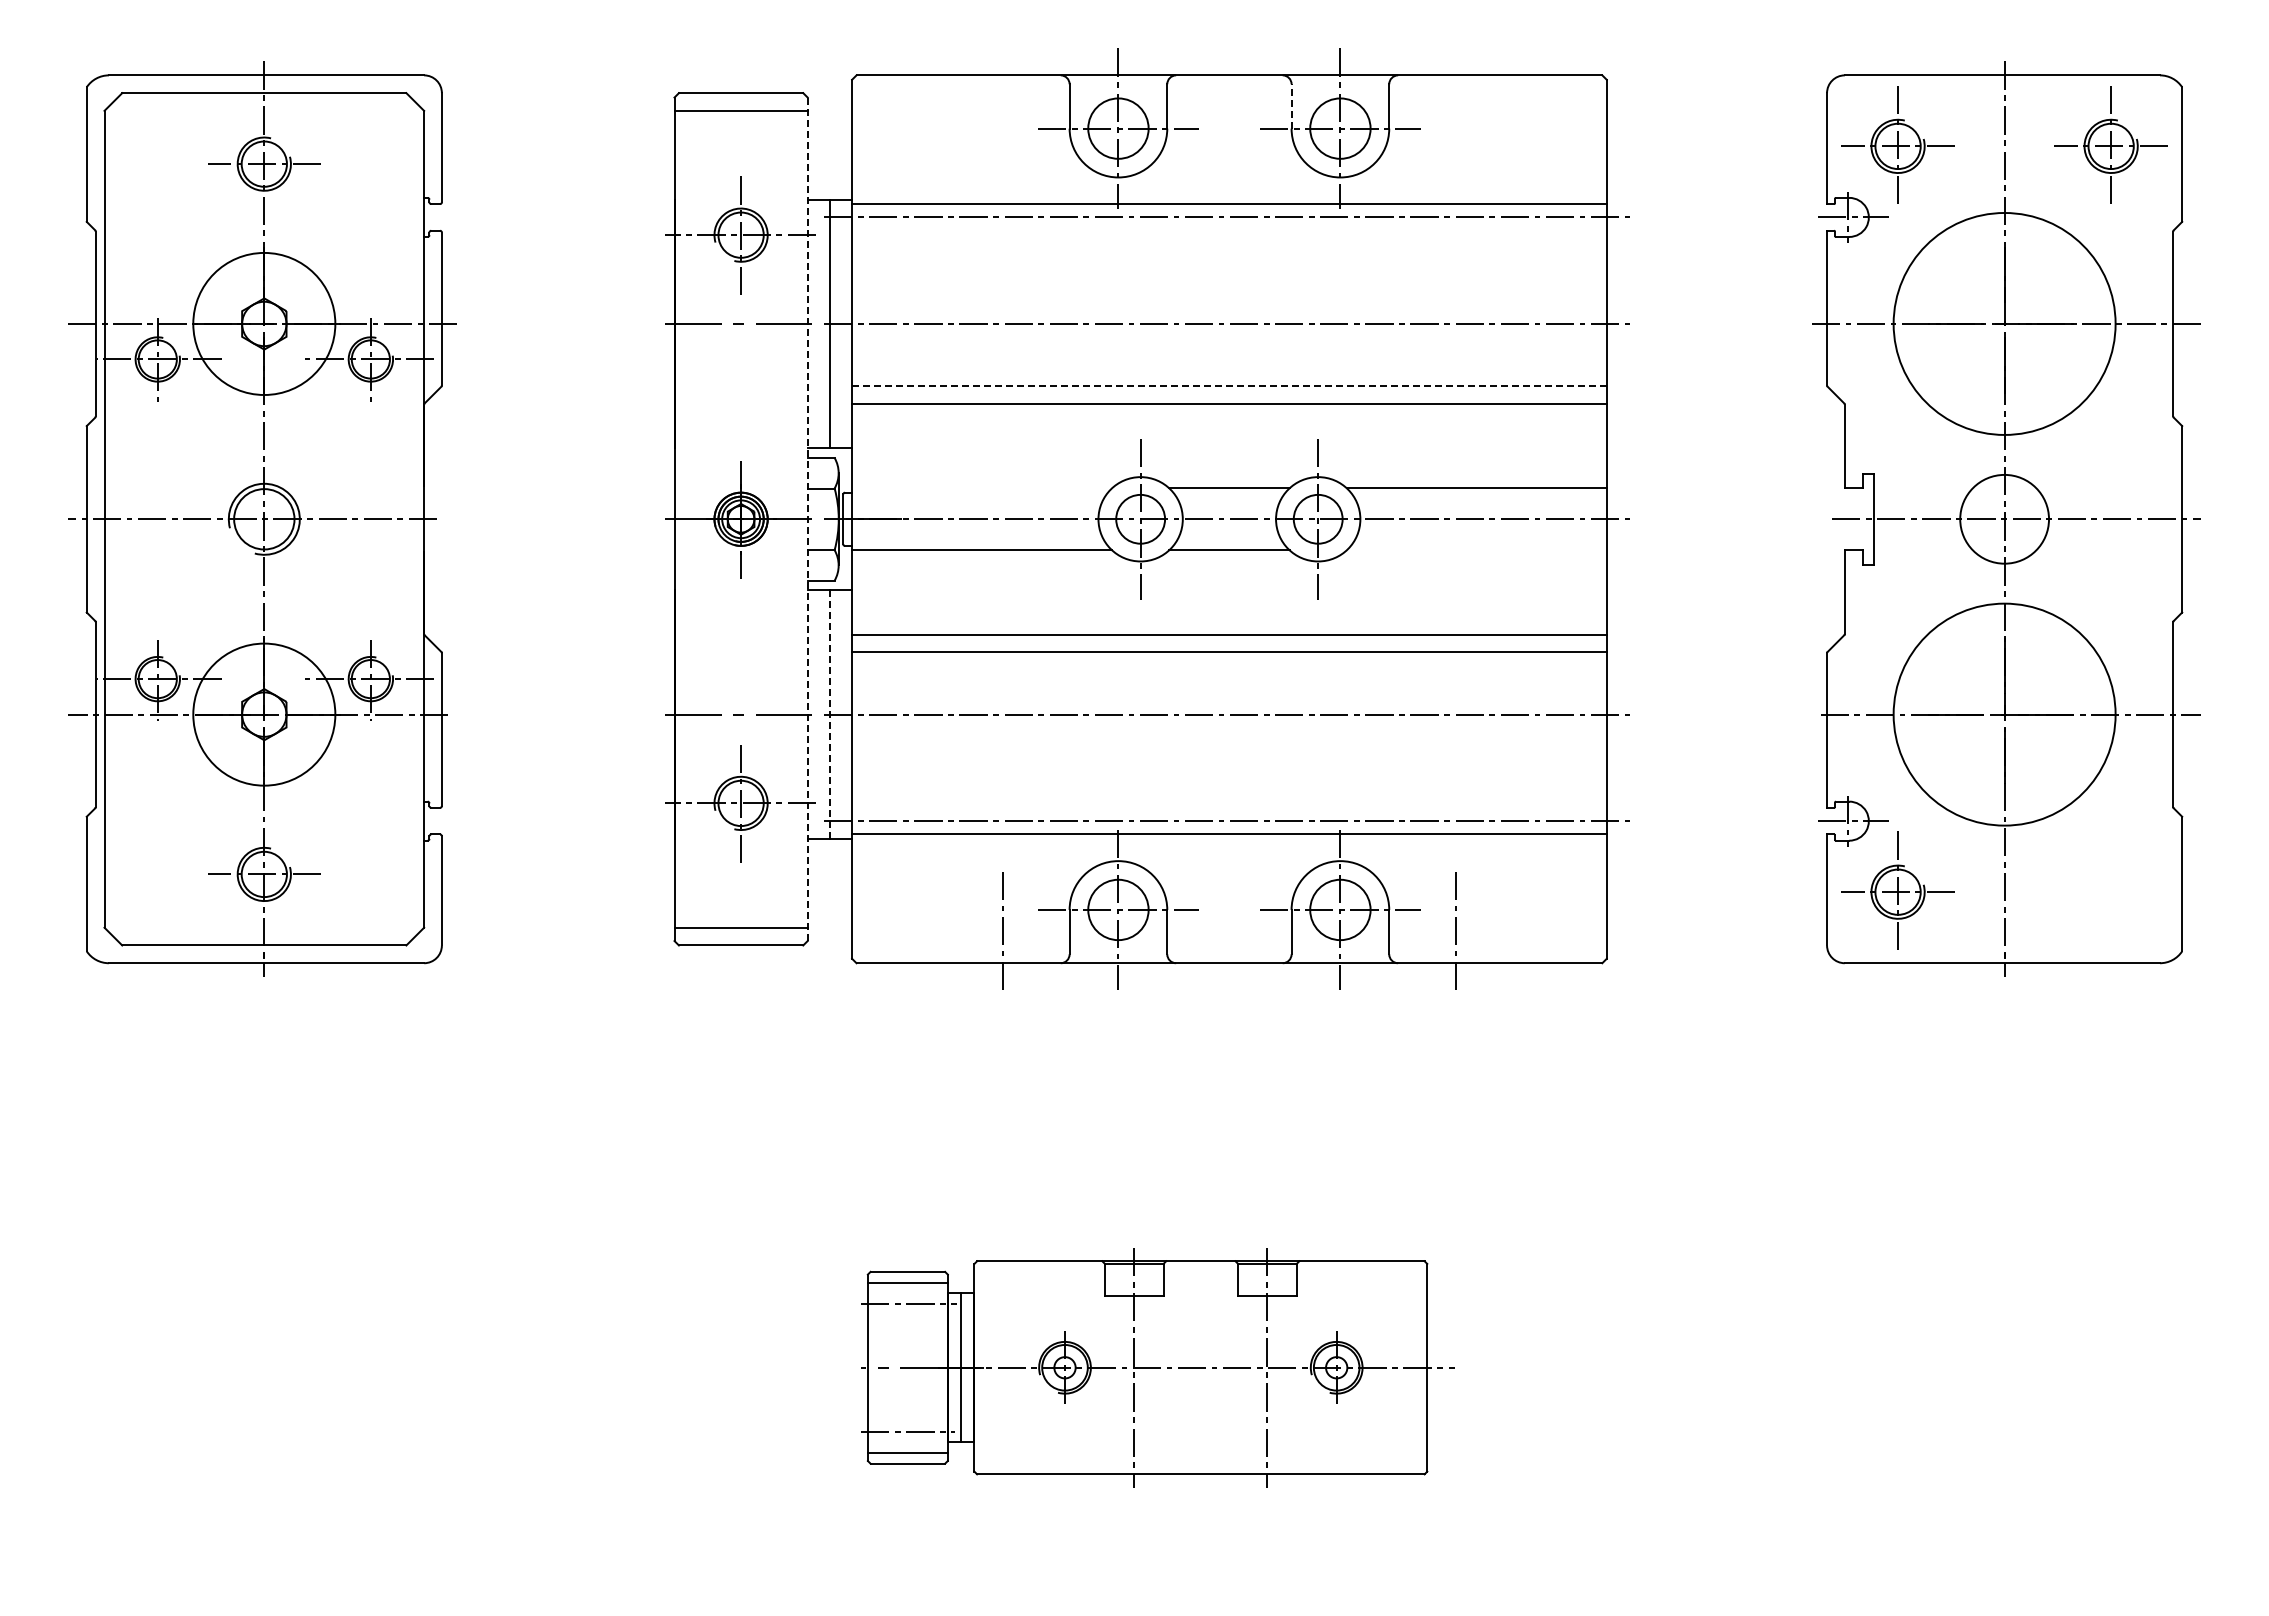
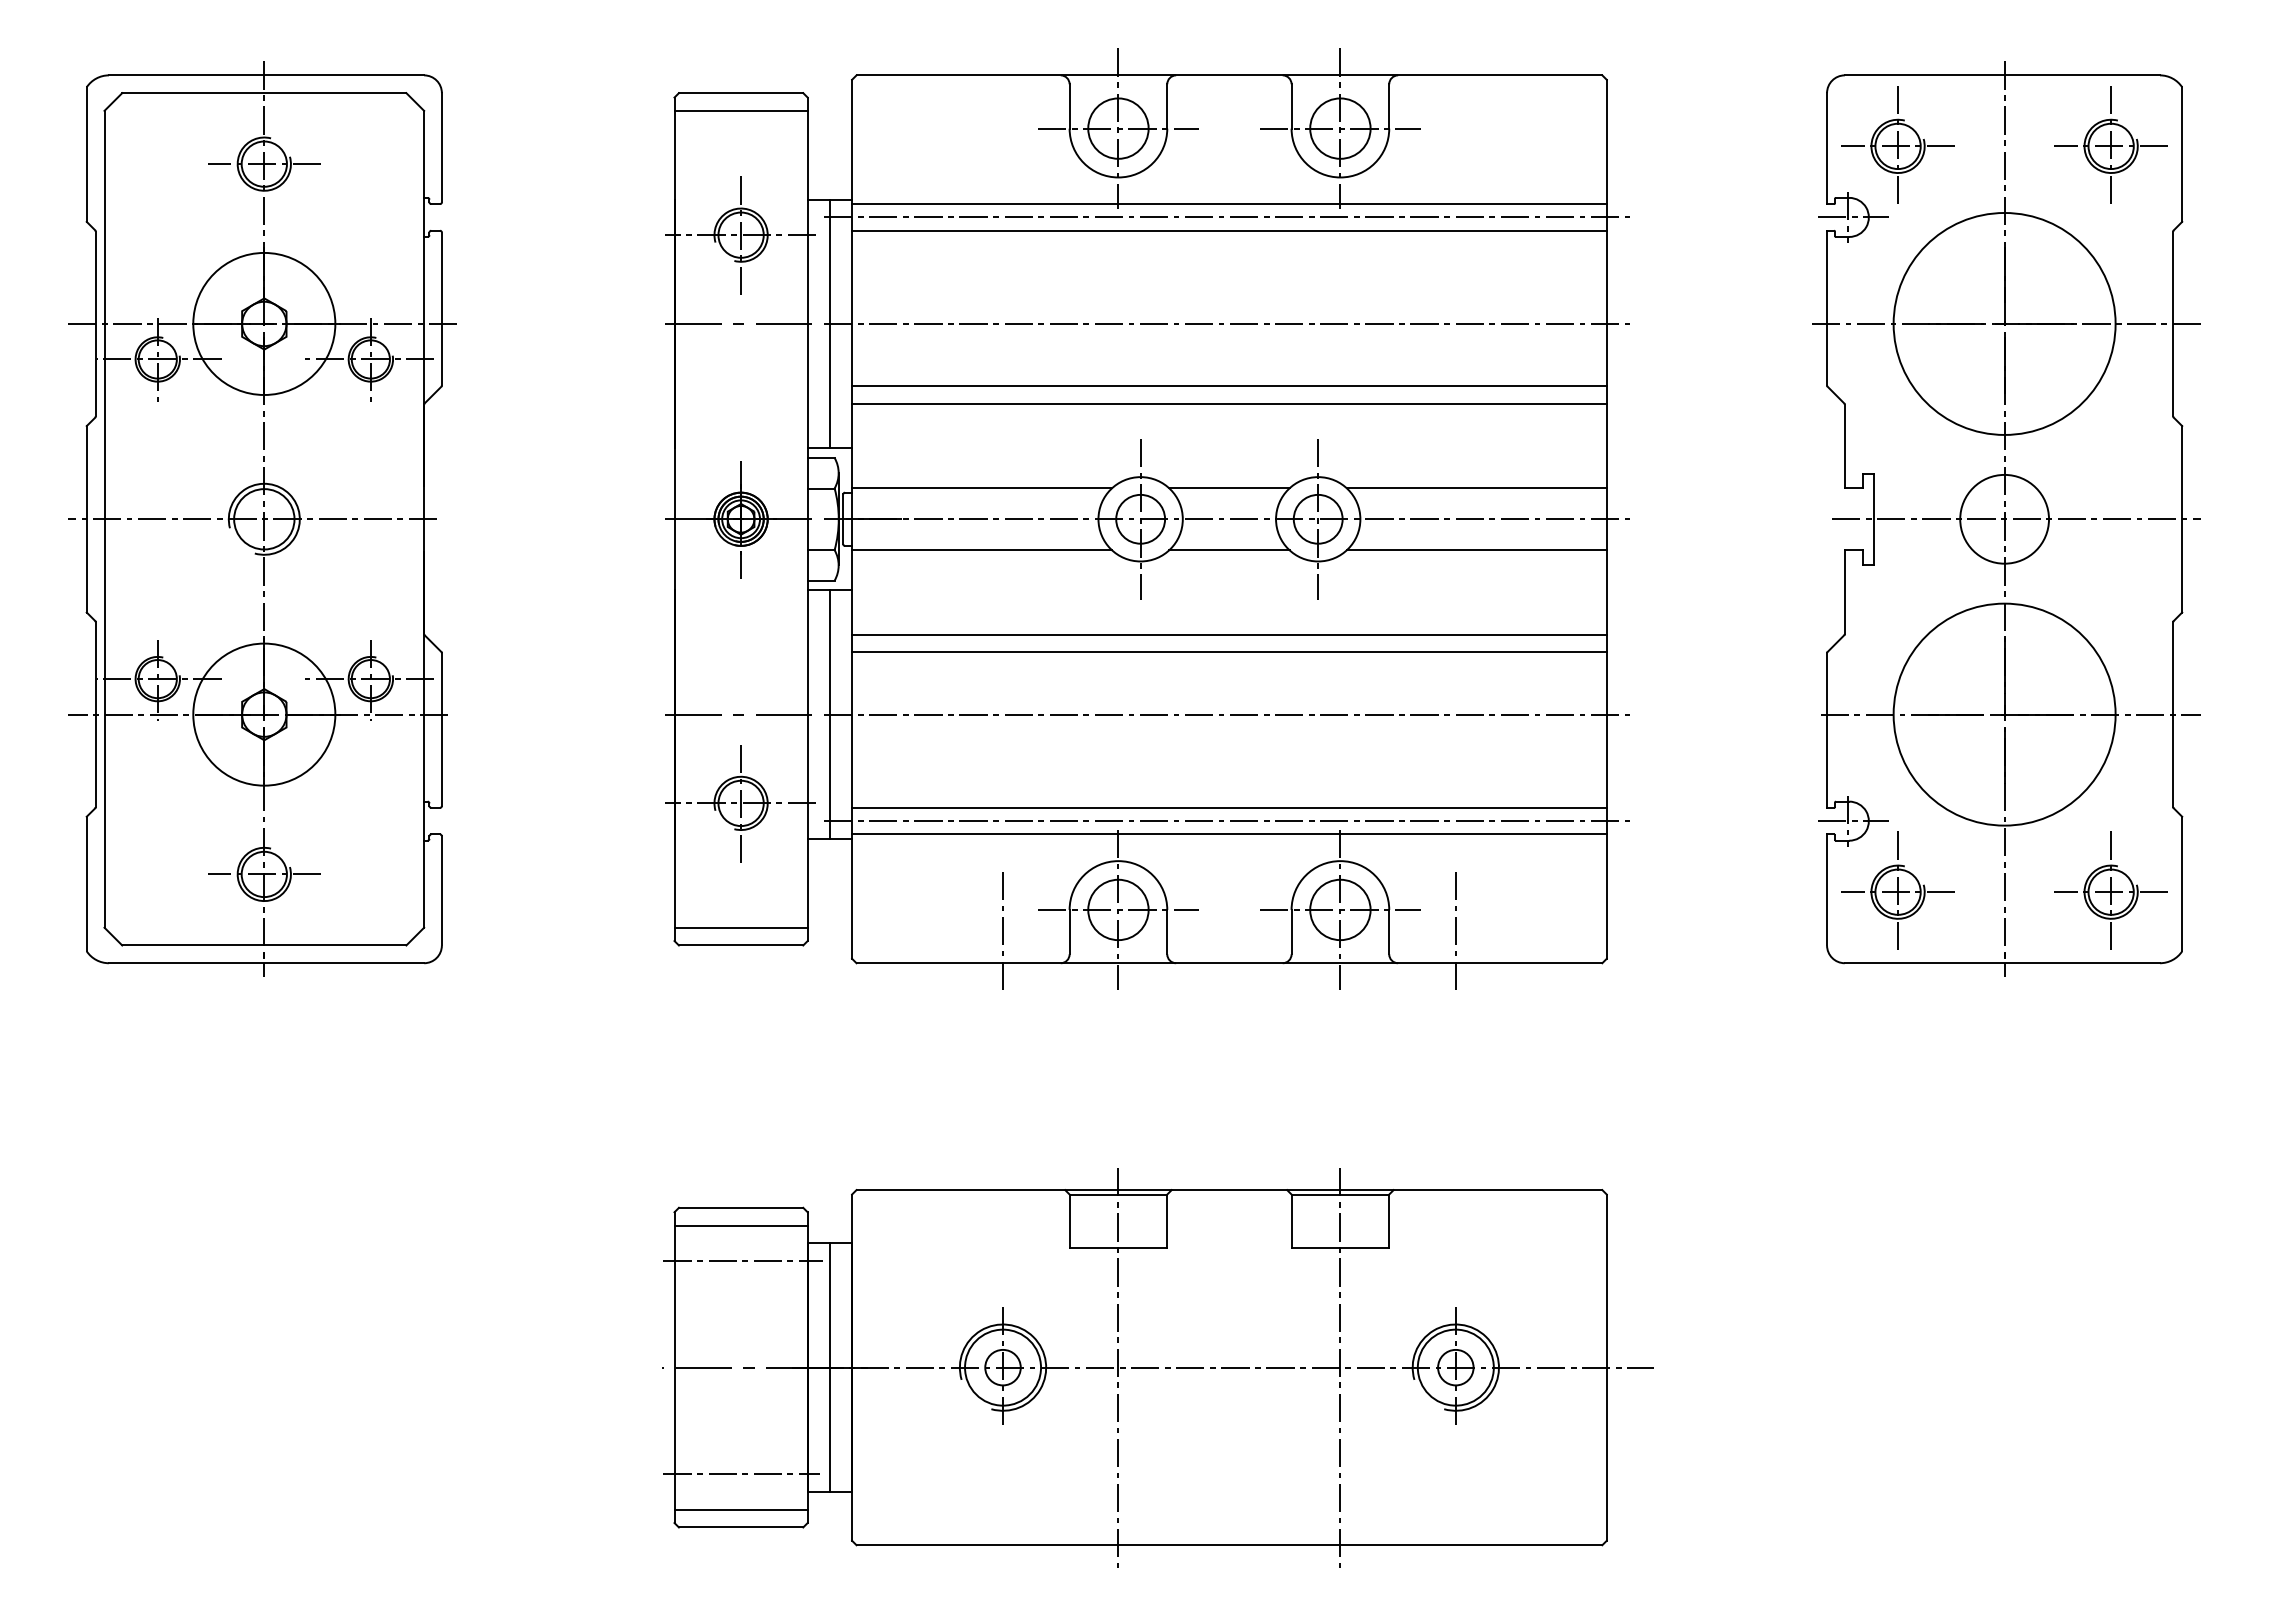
line: dashed -> solid (1291, 105)
line: none -> present (1229, 230)
line: dashed -> solid (1228, 386)
line: none -> present (982, 488)
line: dashed -> solid (807, 519)
line: none -> present (1476, 550)
line: dashed -> solid (829, 714)
line: none -> present (1229, 807)
part: none -> present (2110, 890)
part size: 594x240 px -> 992x400 px (1157, 1367)
